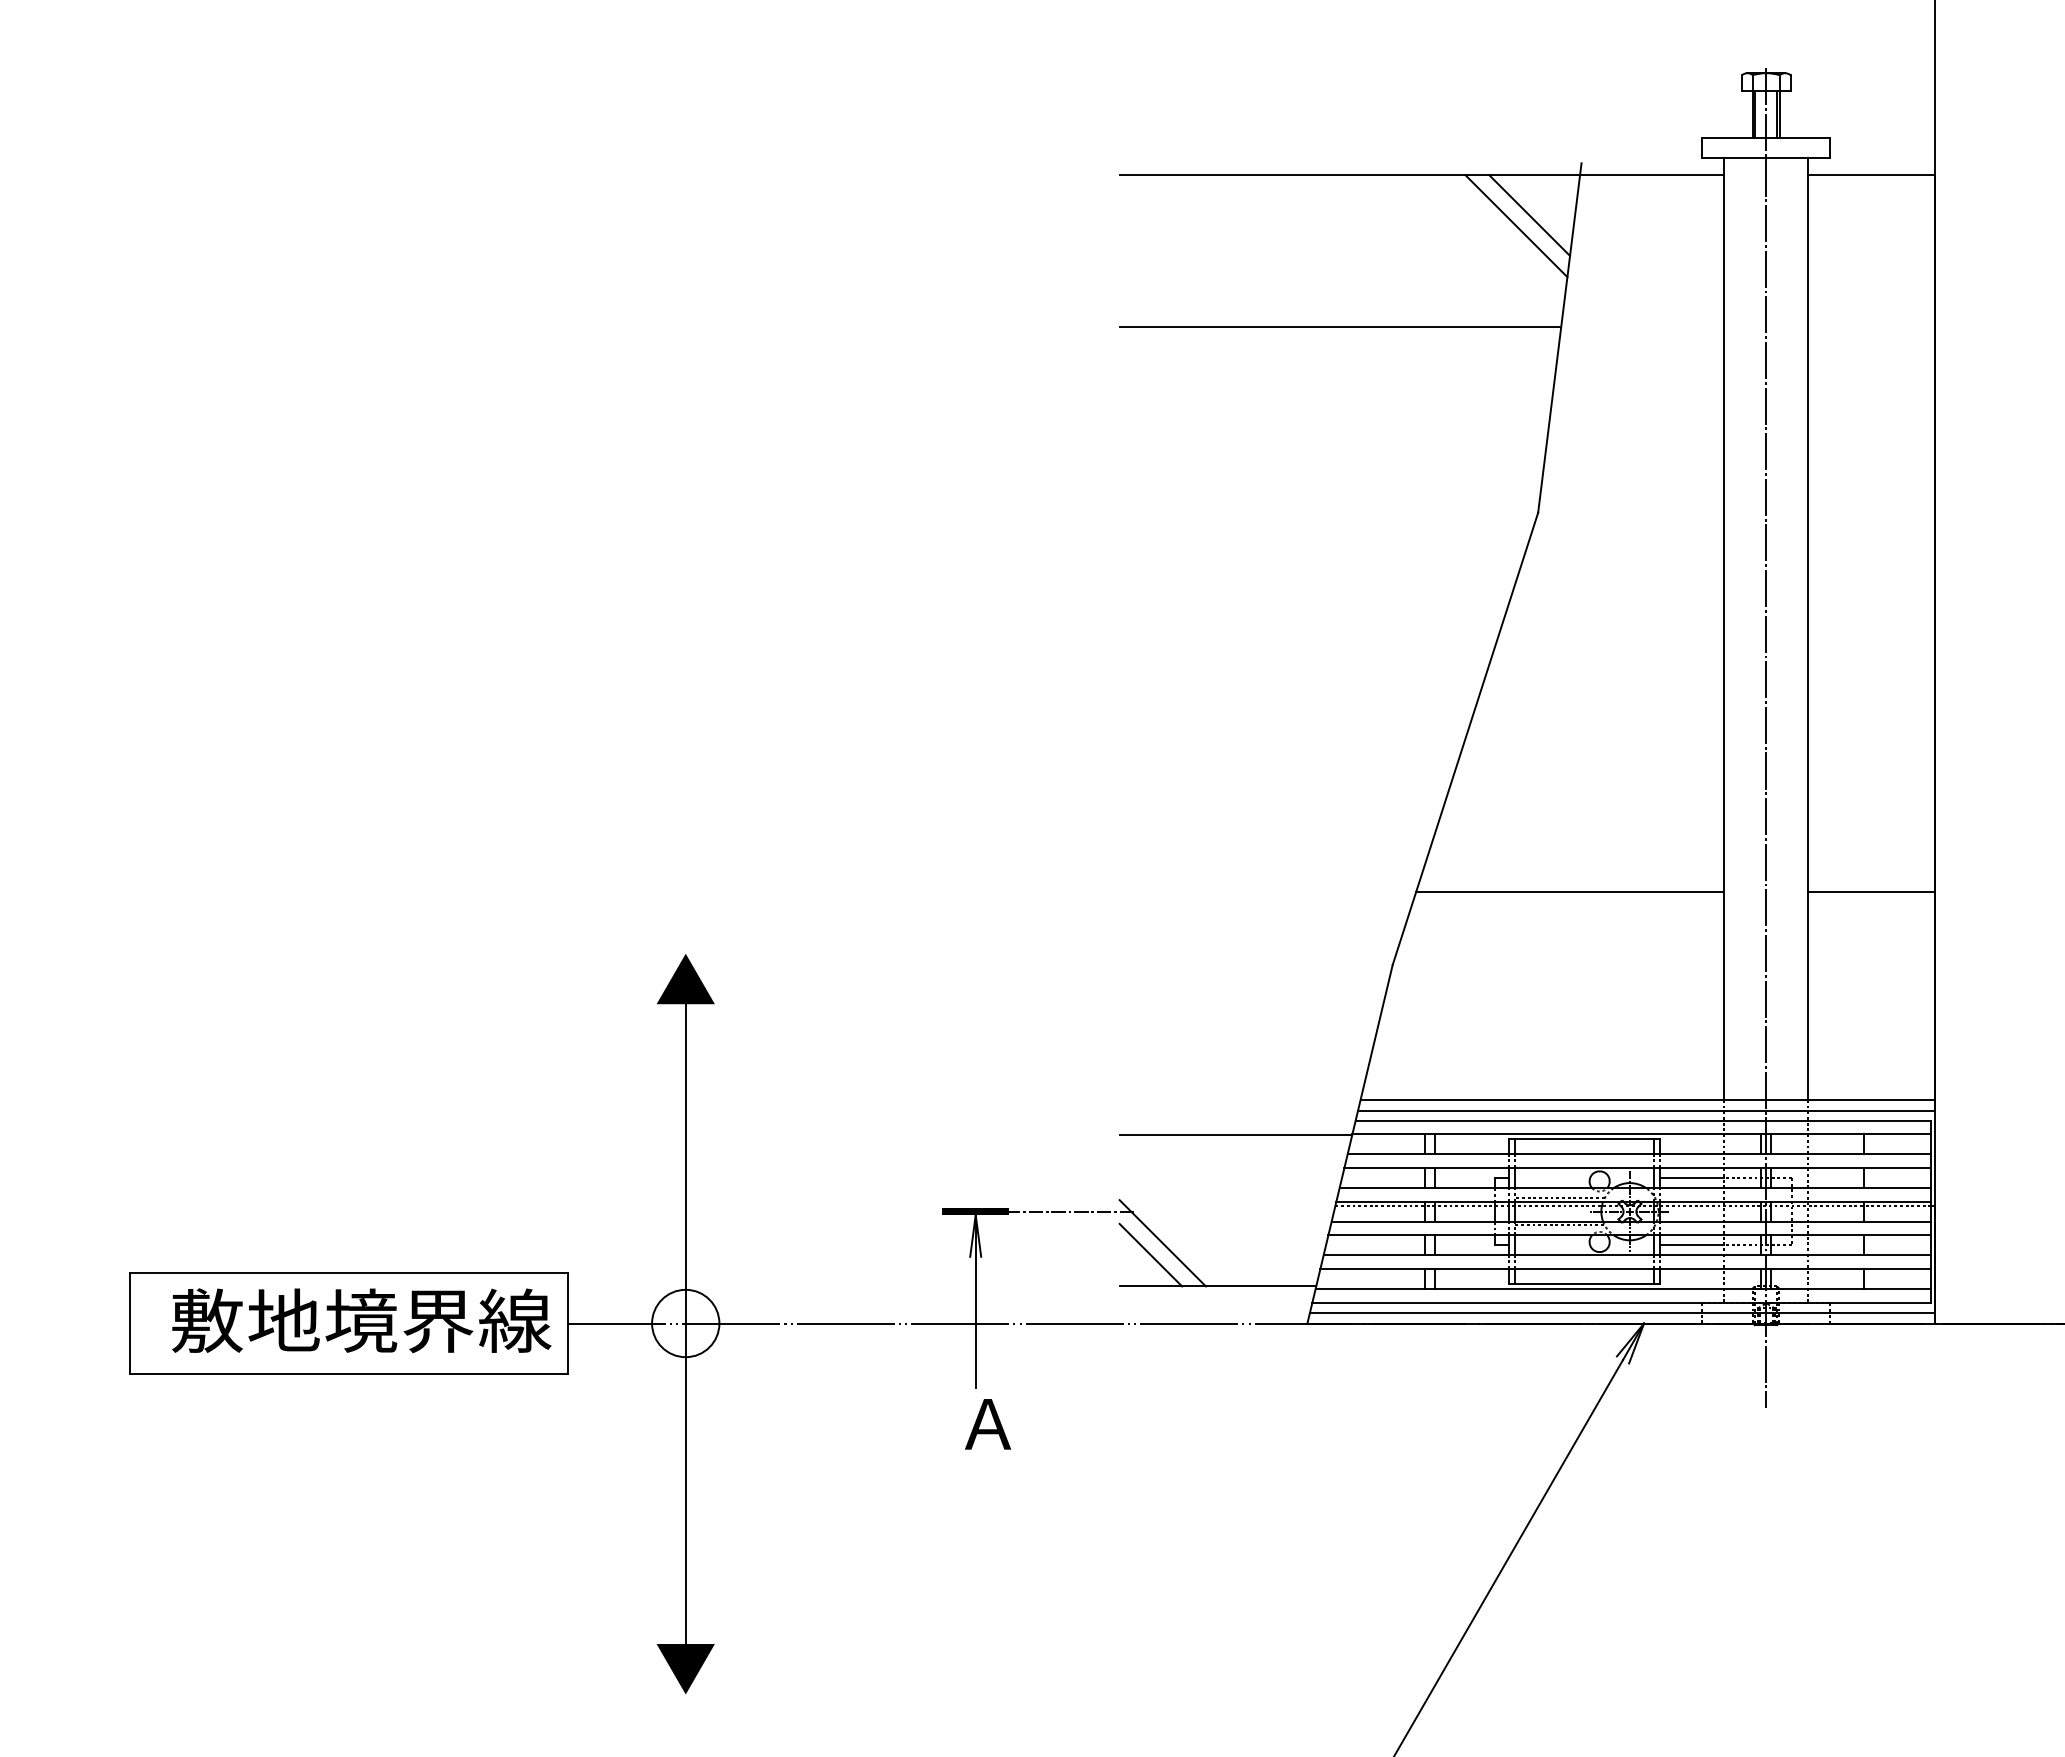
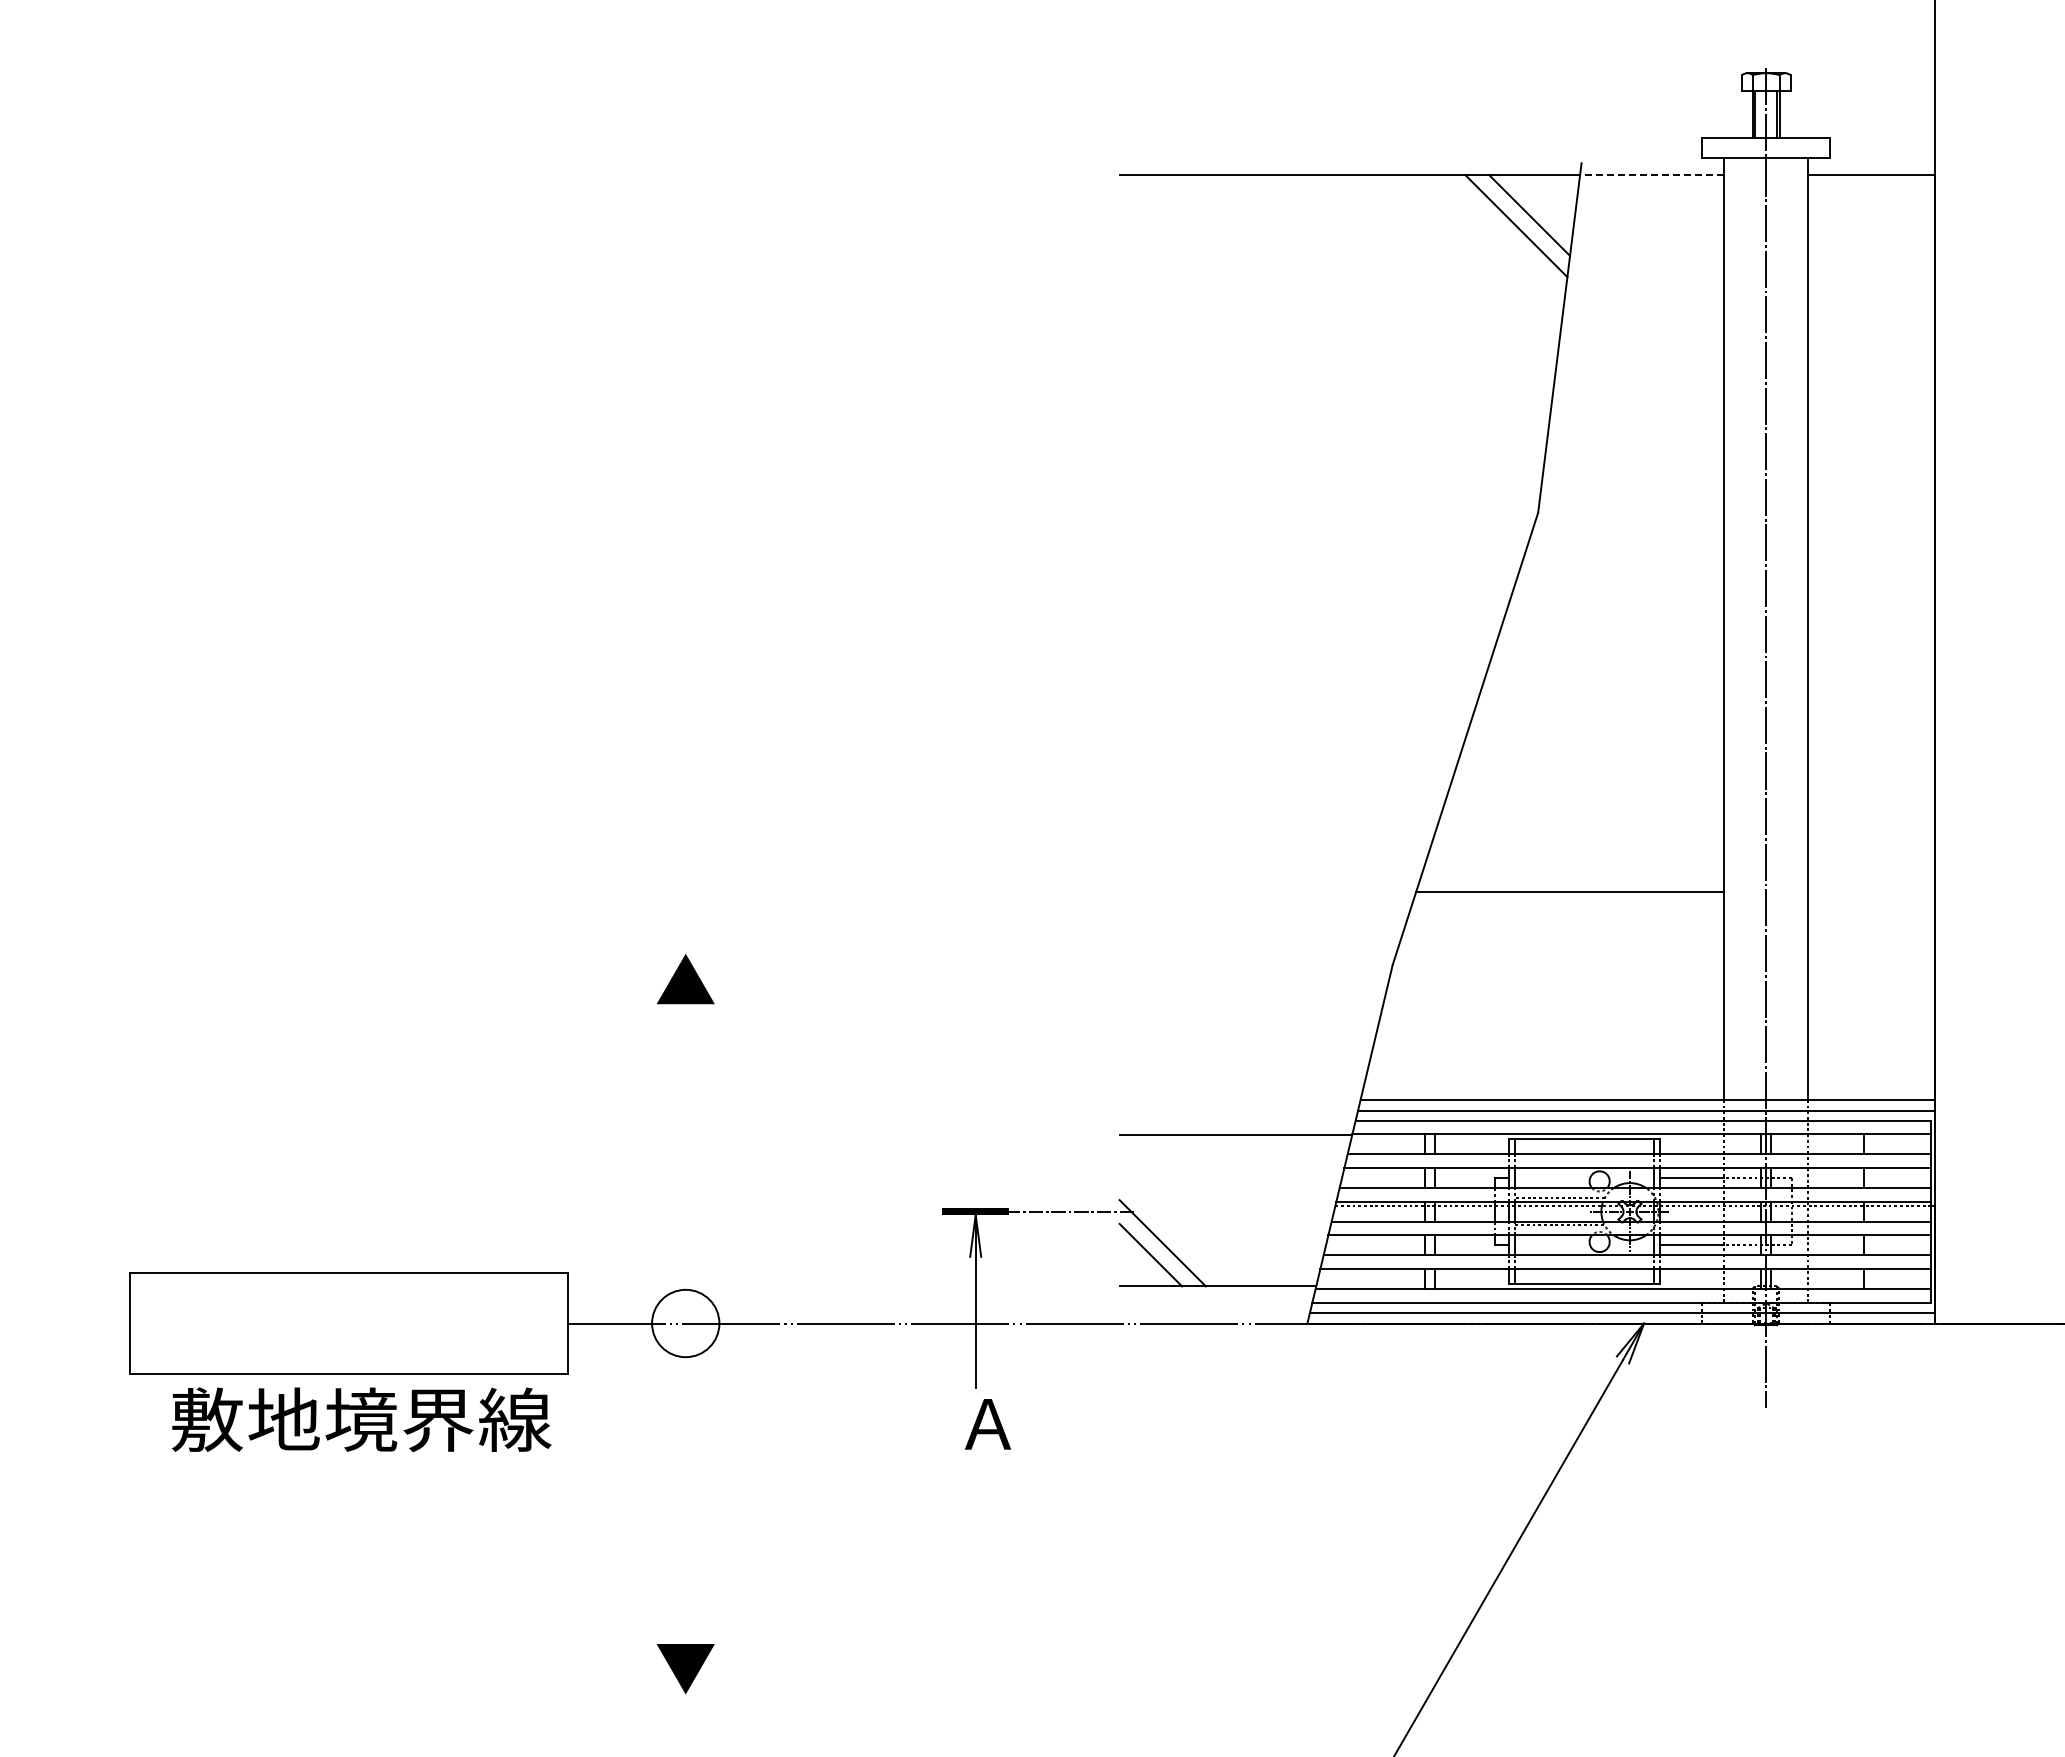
line: solid -> dashed (1651, 175)
line: present -> none (1340, 326)
line: present -> none (1871, 891)
text position: (361, 1320) -> (361, 1419) (361, 1419)
line: present -> none (685, 1323)
